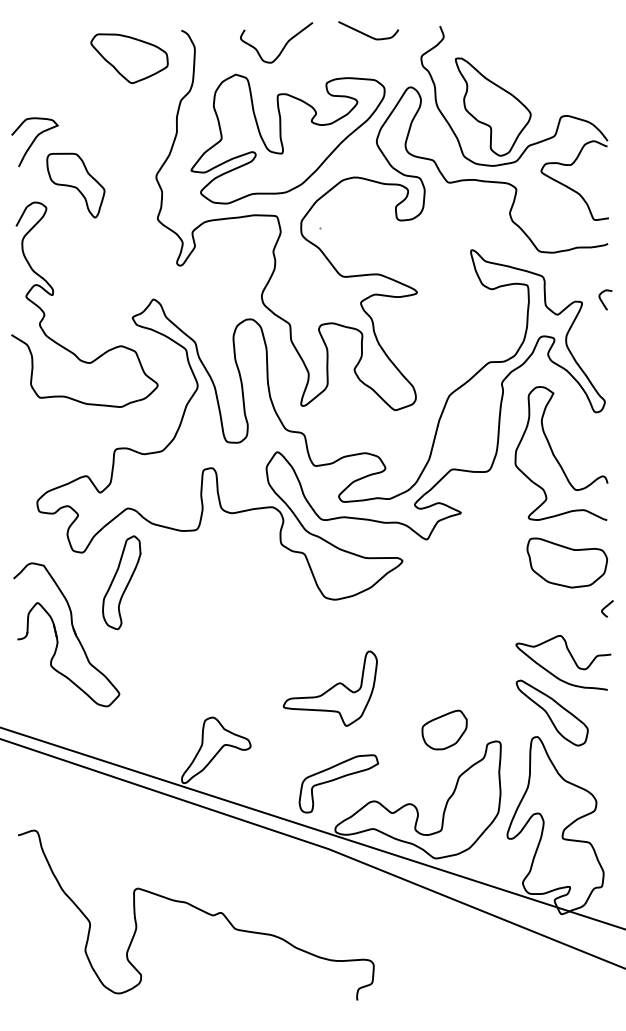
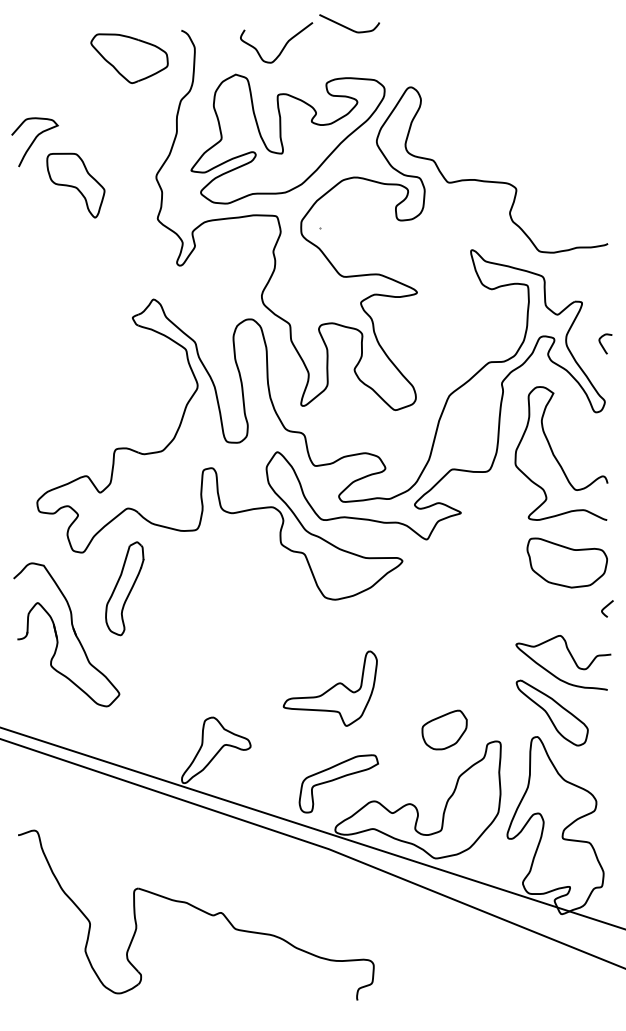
curve position: (367, 34) -> (348, 27) (348, 27)
part: present -> none (514, 123)
part: present -> none (53, 295)
curve position: (602, 300) -> (602, 344) (602, 344)
part position: (121, 582) -> (124, 588) (124, 588)
